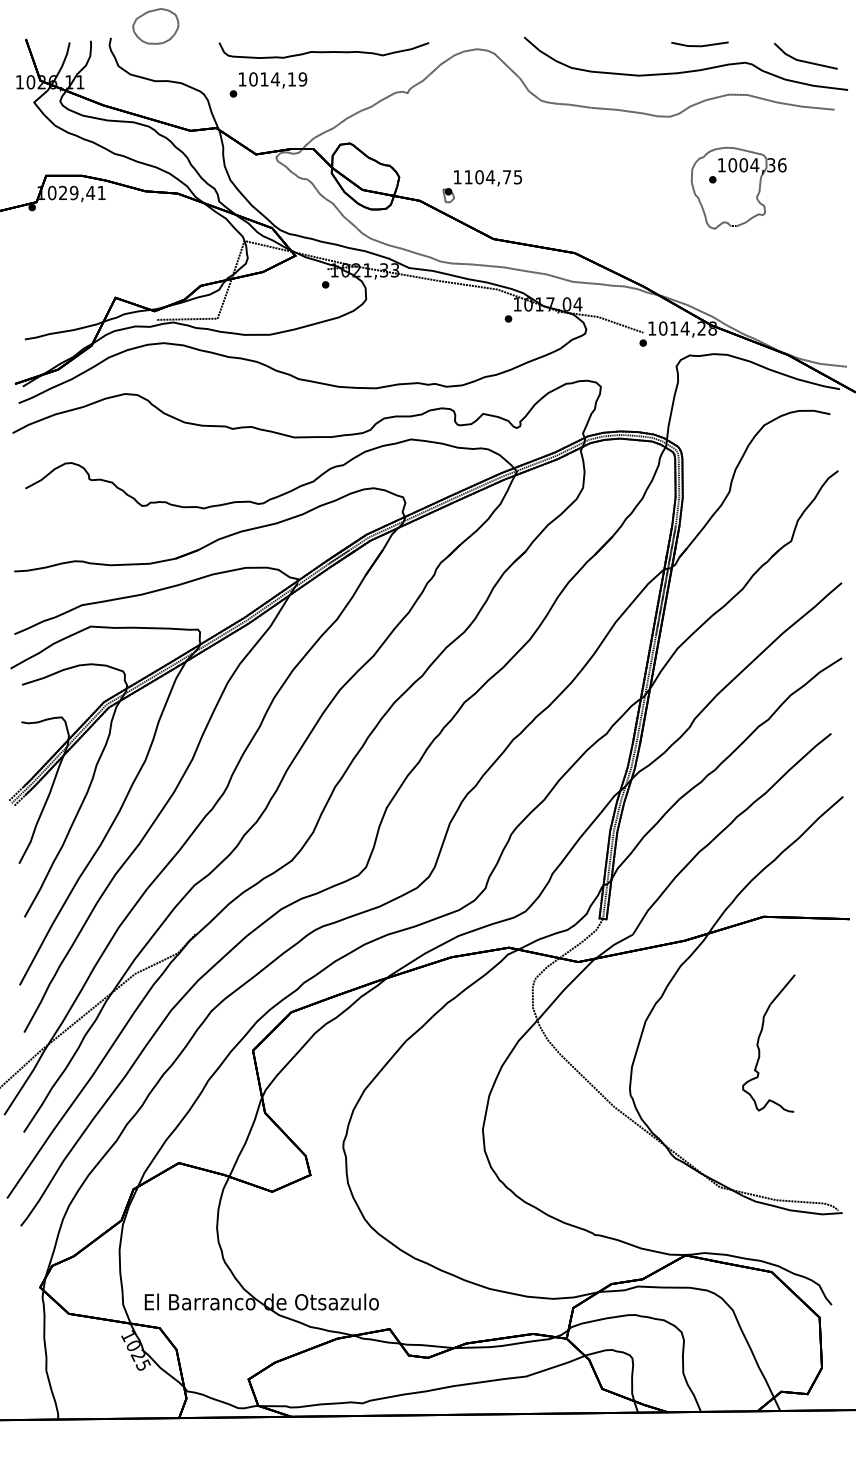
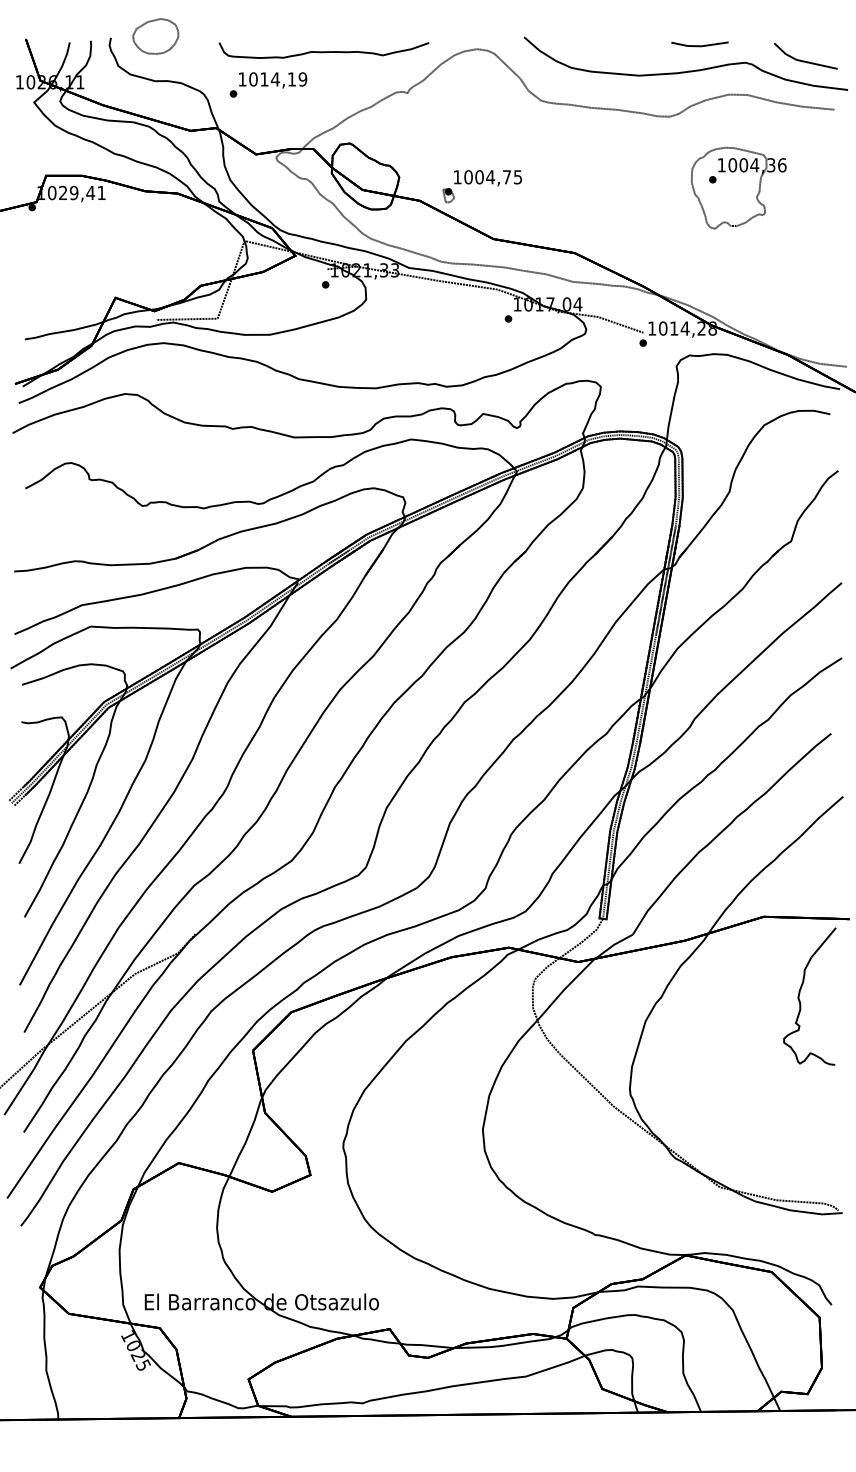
part position: (155, 26) -> (155, 36) (155, 36)
text: 1104,75 -> 1004,75 (468, 177)
part position: (759, 1040) -> (800, 993) (800, 993)
